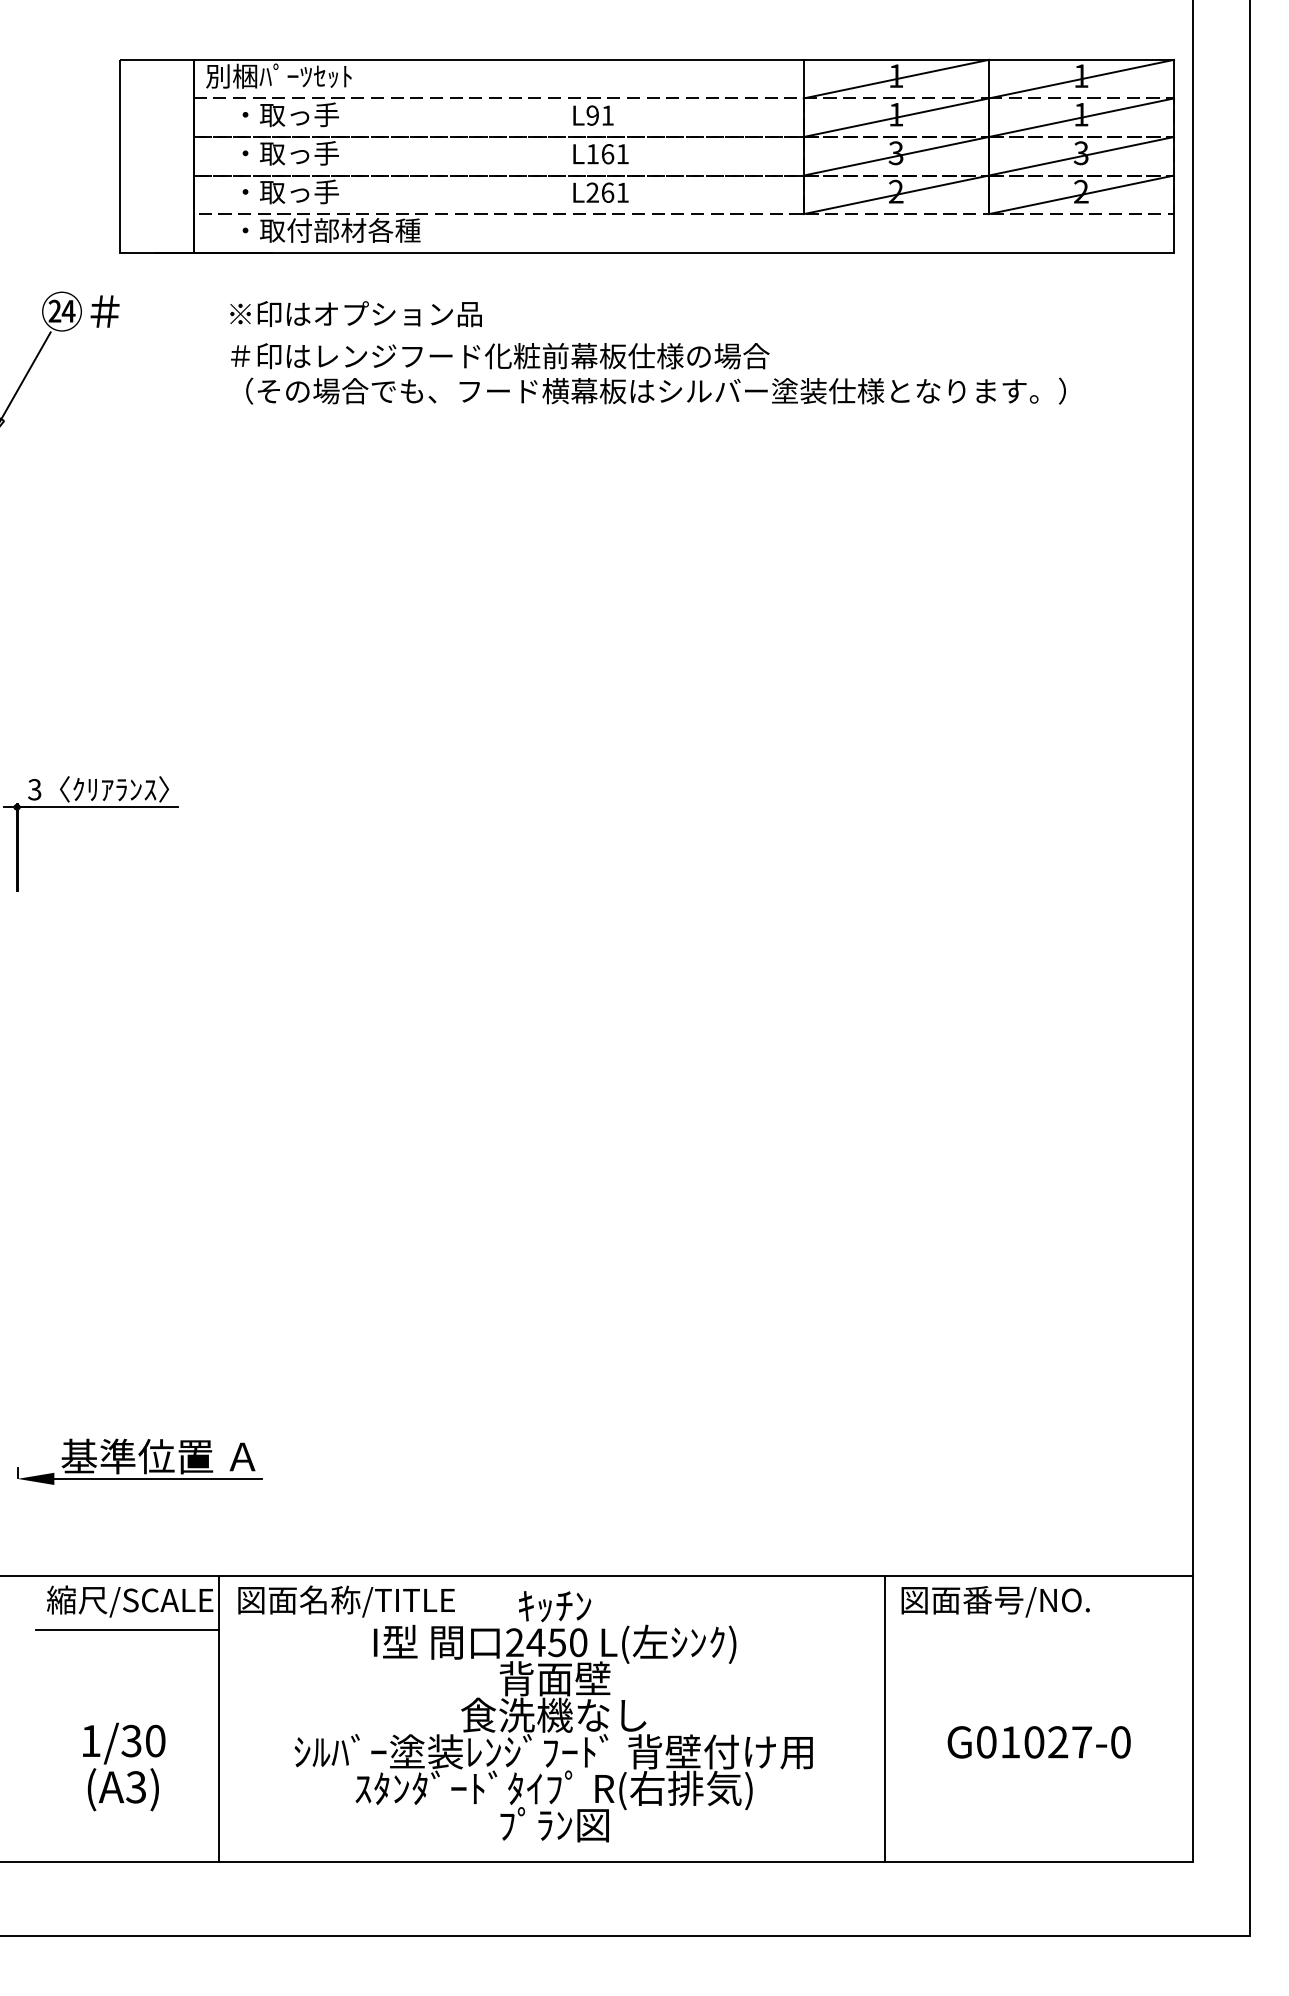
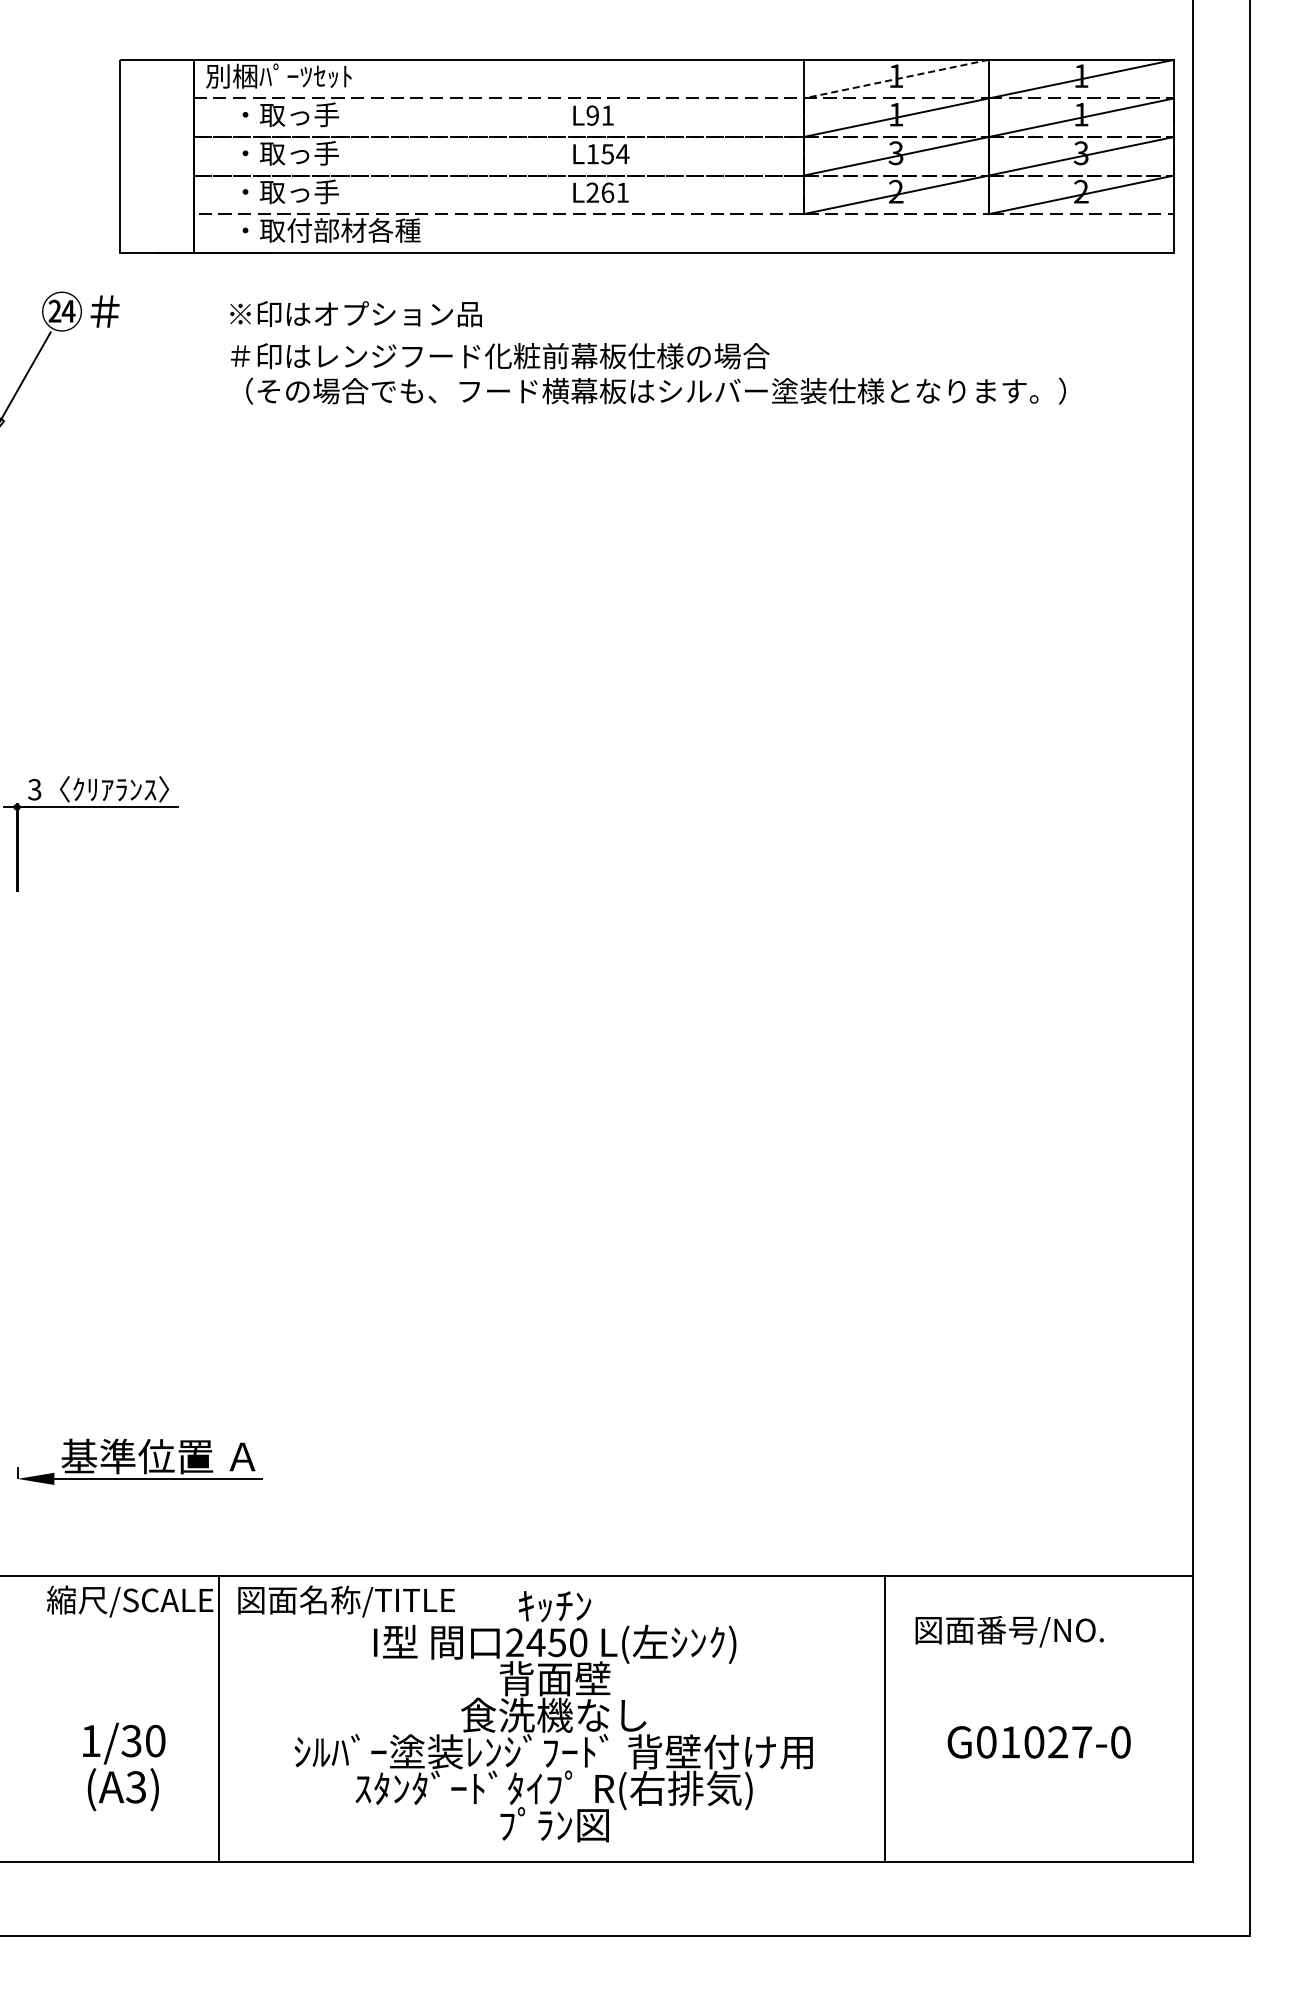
line: solid -> dashed (896, 79)
text: L161 -> L154 (615, 154)
text position: (995, 1601) -> (1009, 1631) (1009, 1631)
line: present -> none (127, 1630)
